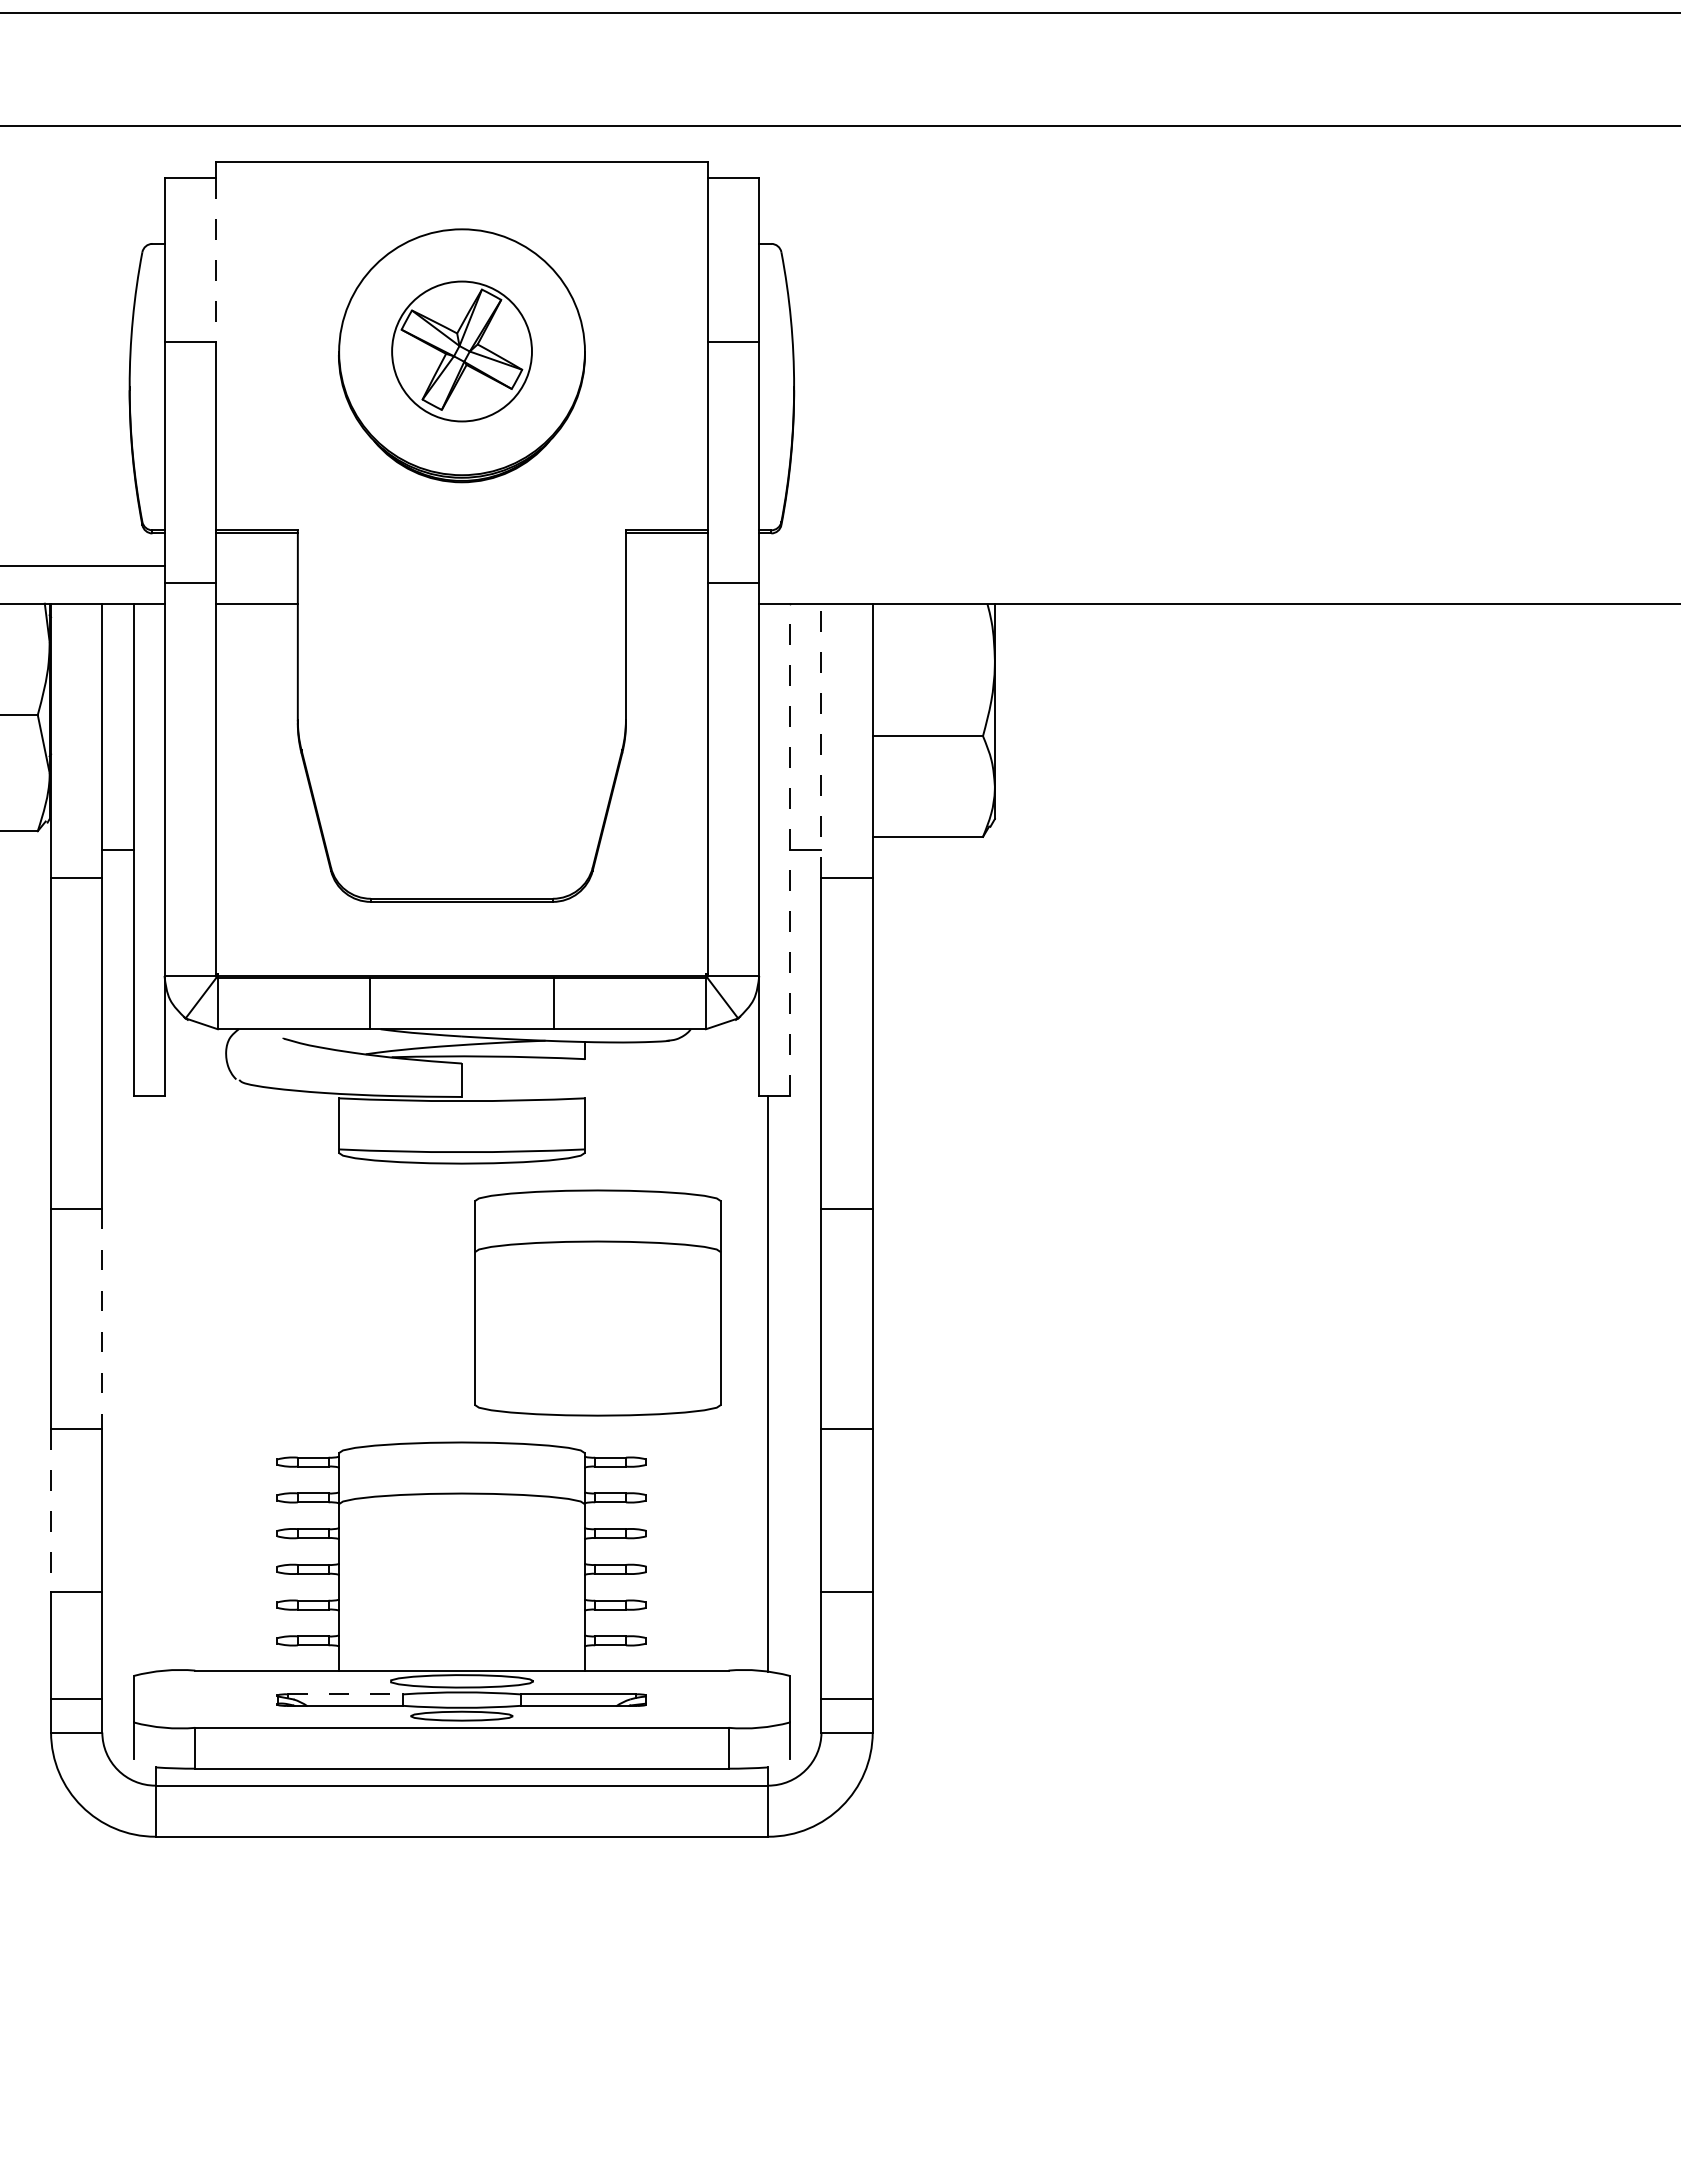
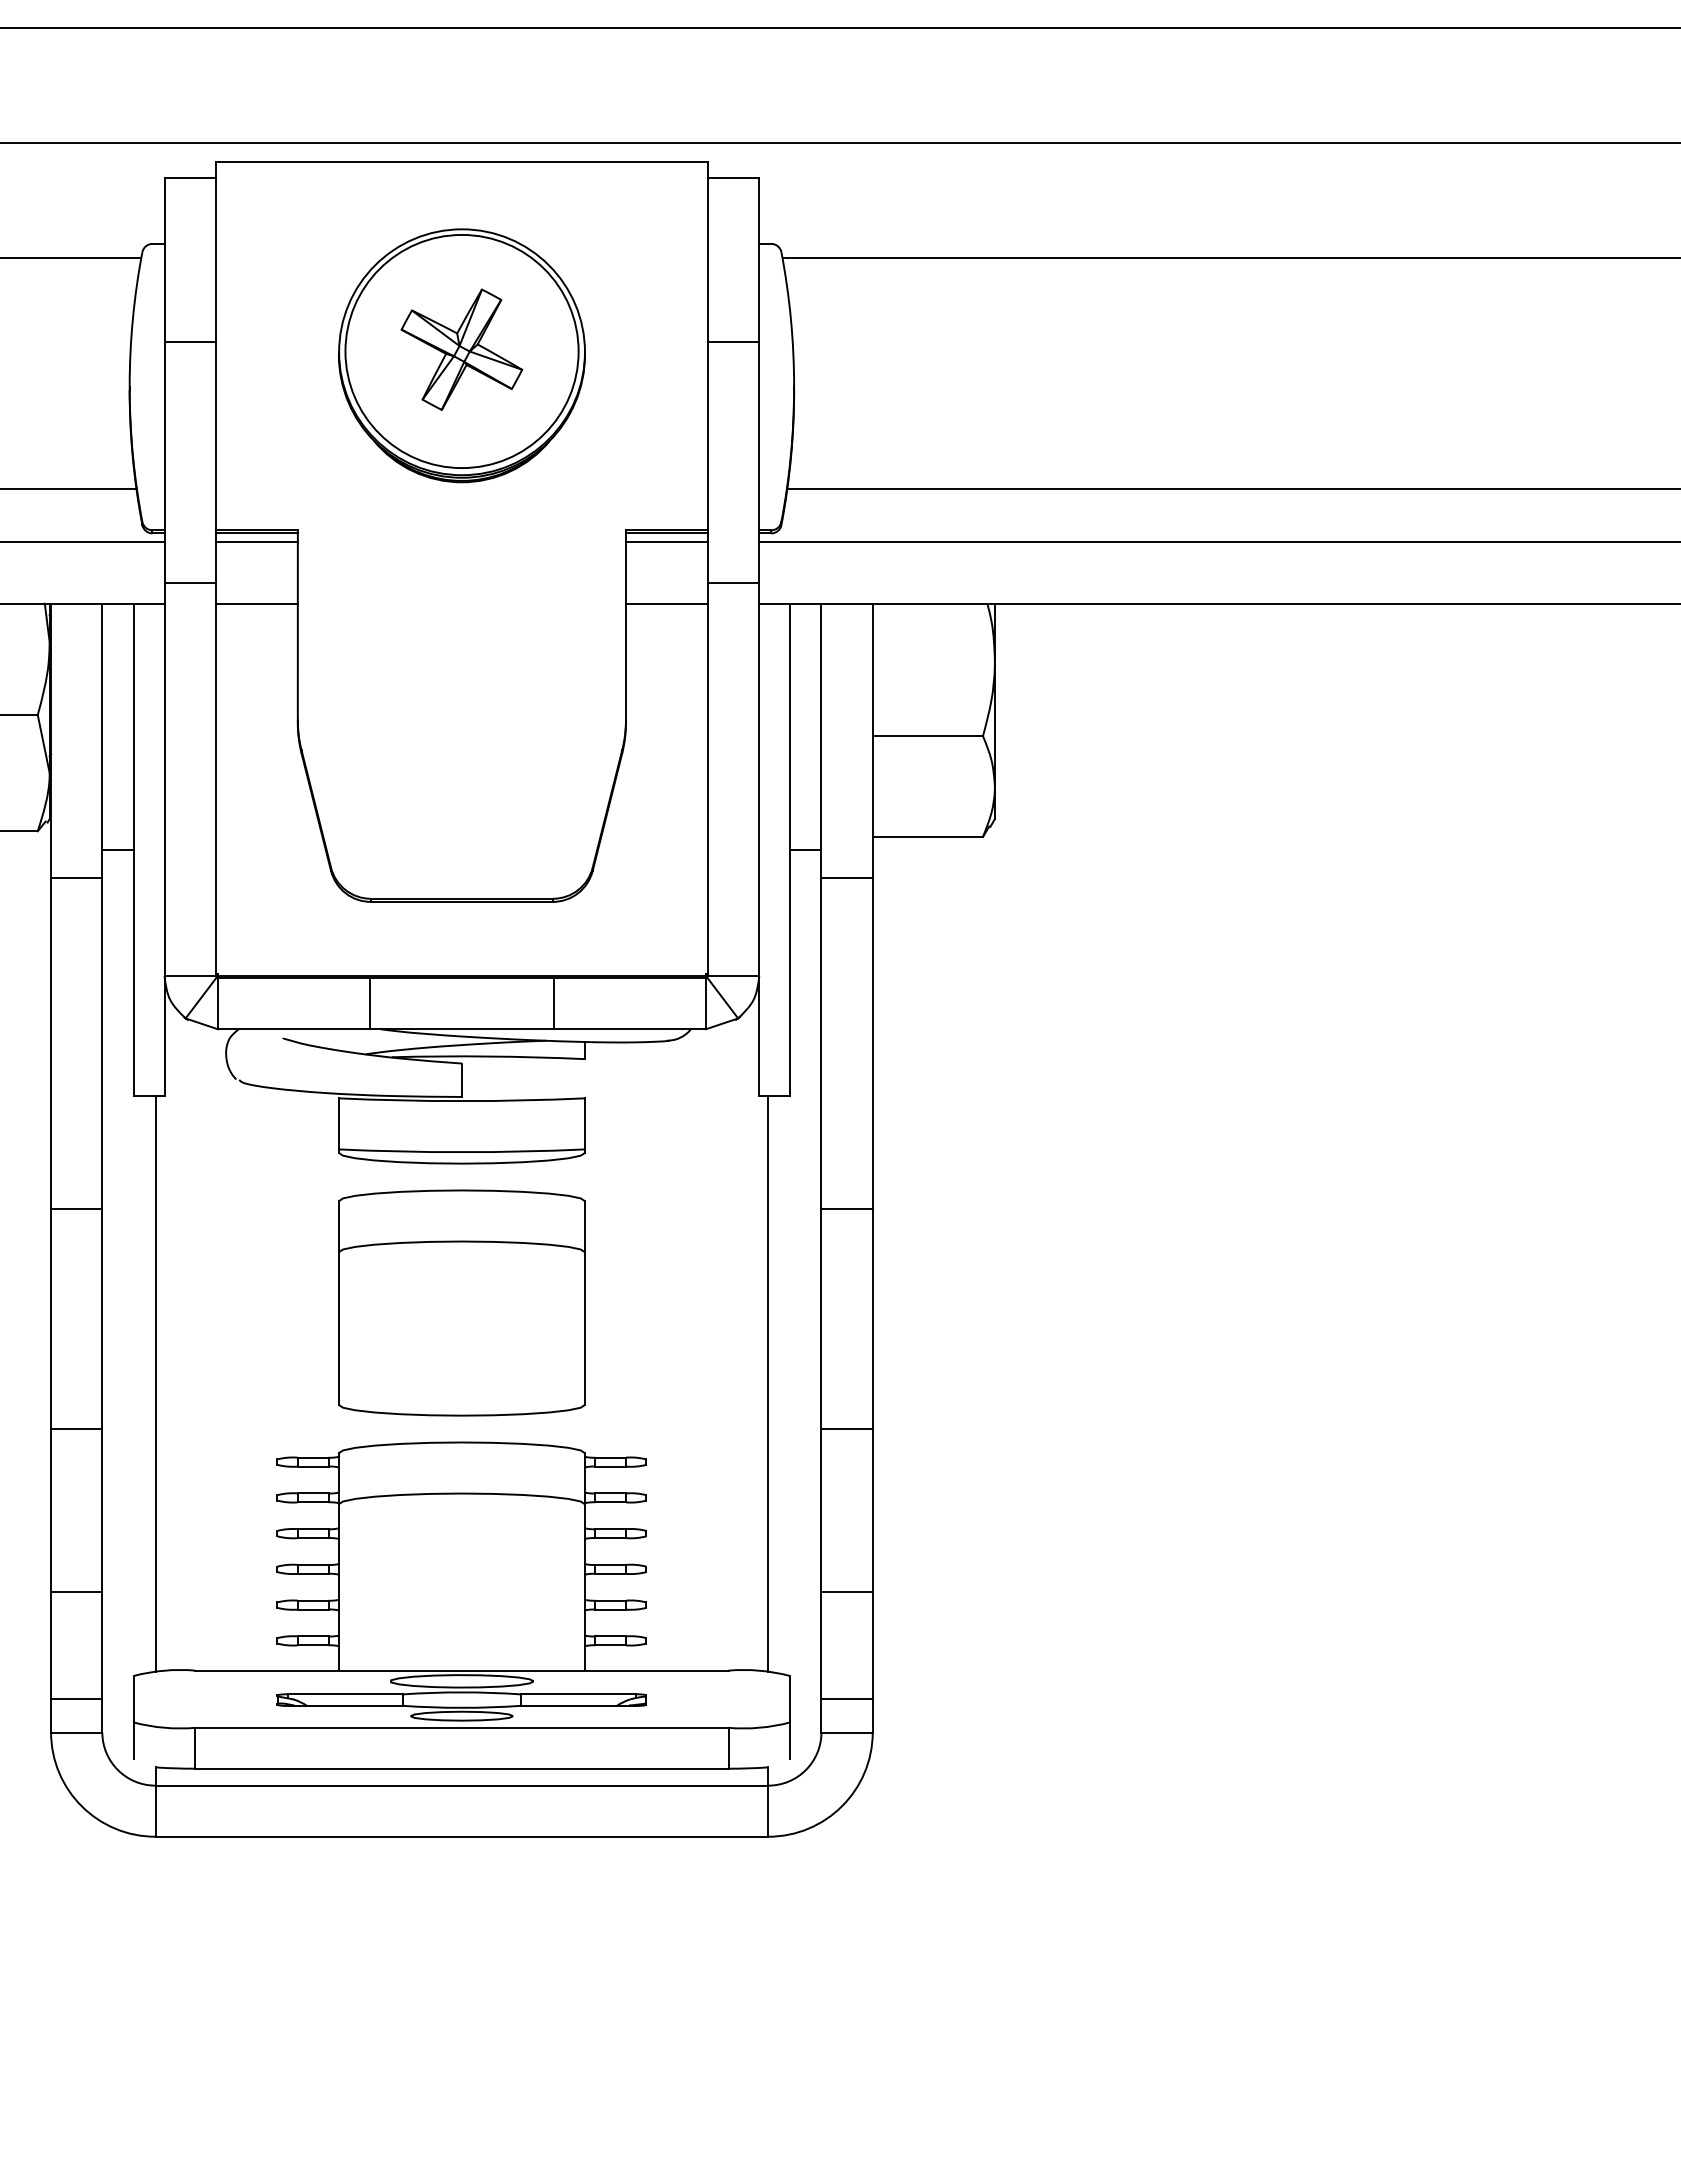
line position: (839, 13) -> (839, 28) (839, 28)
line position: (839, 126) -> (839, 143) (839, 143)
line: none -> present (71, 258)
line: none -> present (1229, 258)
line: dashed -> solid (215, 260)
circle diameter: 140 px -> 233 px (461, 351)
line: none -> present (69, 488)
line: none -> present (1232, 488)
line: none -> present (256, 542)
line: none -> present (666, 542)
line: none -> present (1218, 542)
line position: (83, 566) -> (83, 542) (83, 542)
line: none -> present (666, 603)
line: dashed -> solid (821, 740)
line: dashed -> solid (790, 849)
part position: (597, 1302) -> (461, 1302) (461, 1302)
line: dashed -> solid (102, 1319)
line: none -> present (155, 1383)
line: dashed -> solid (51, 1511)
line: dashed -> solid (345, 1694)
